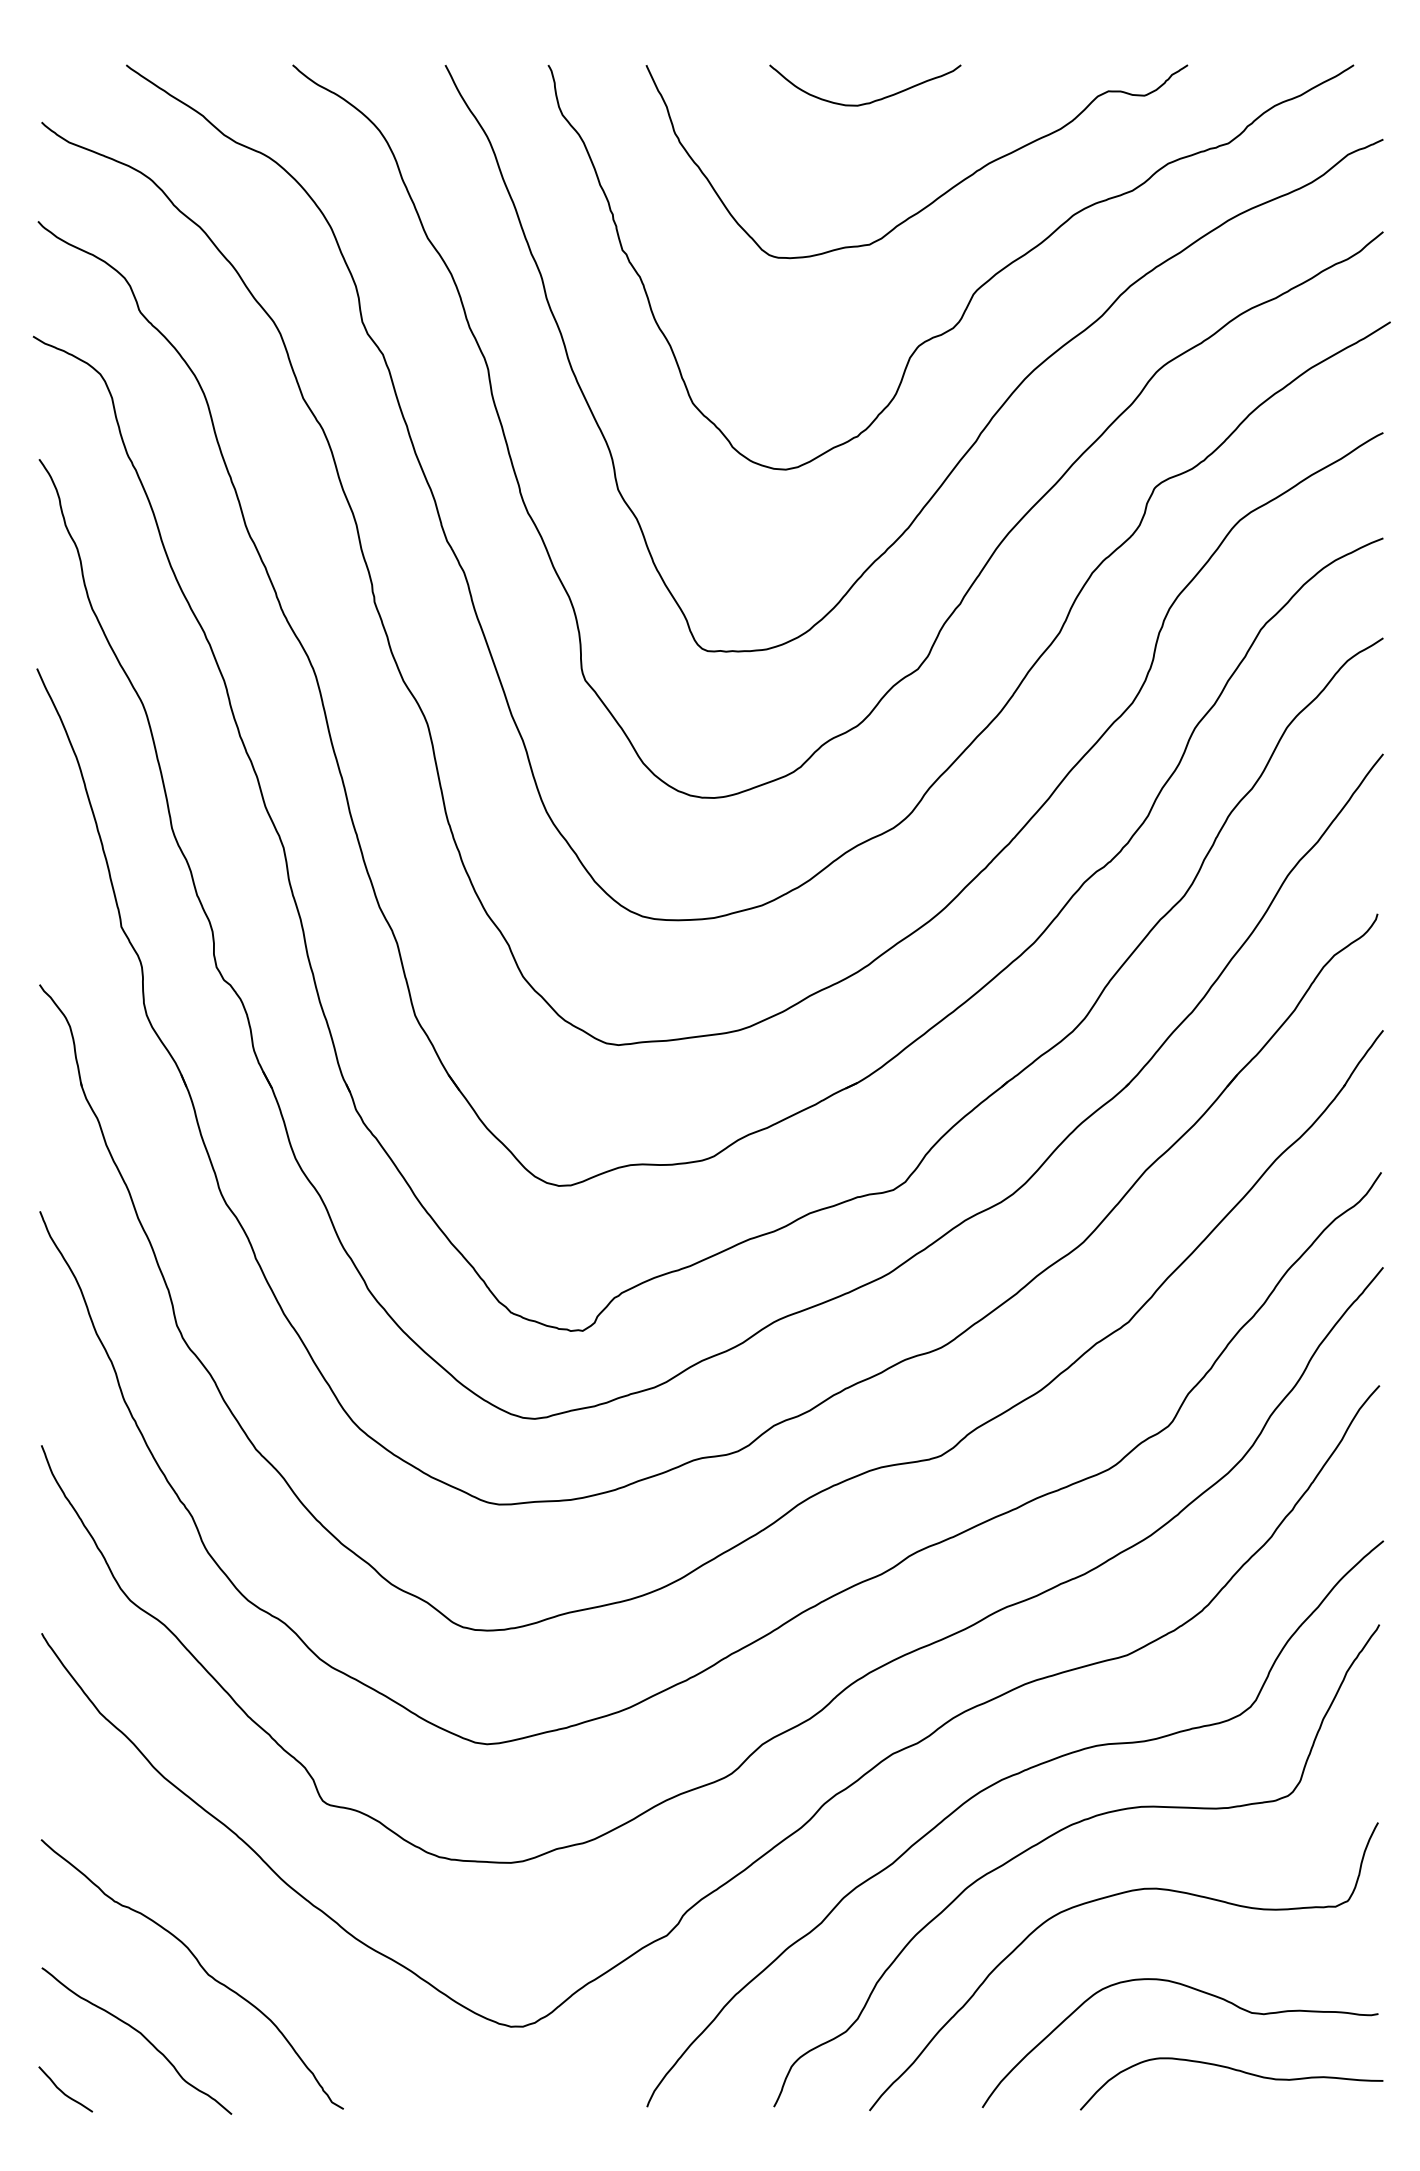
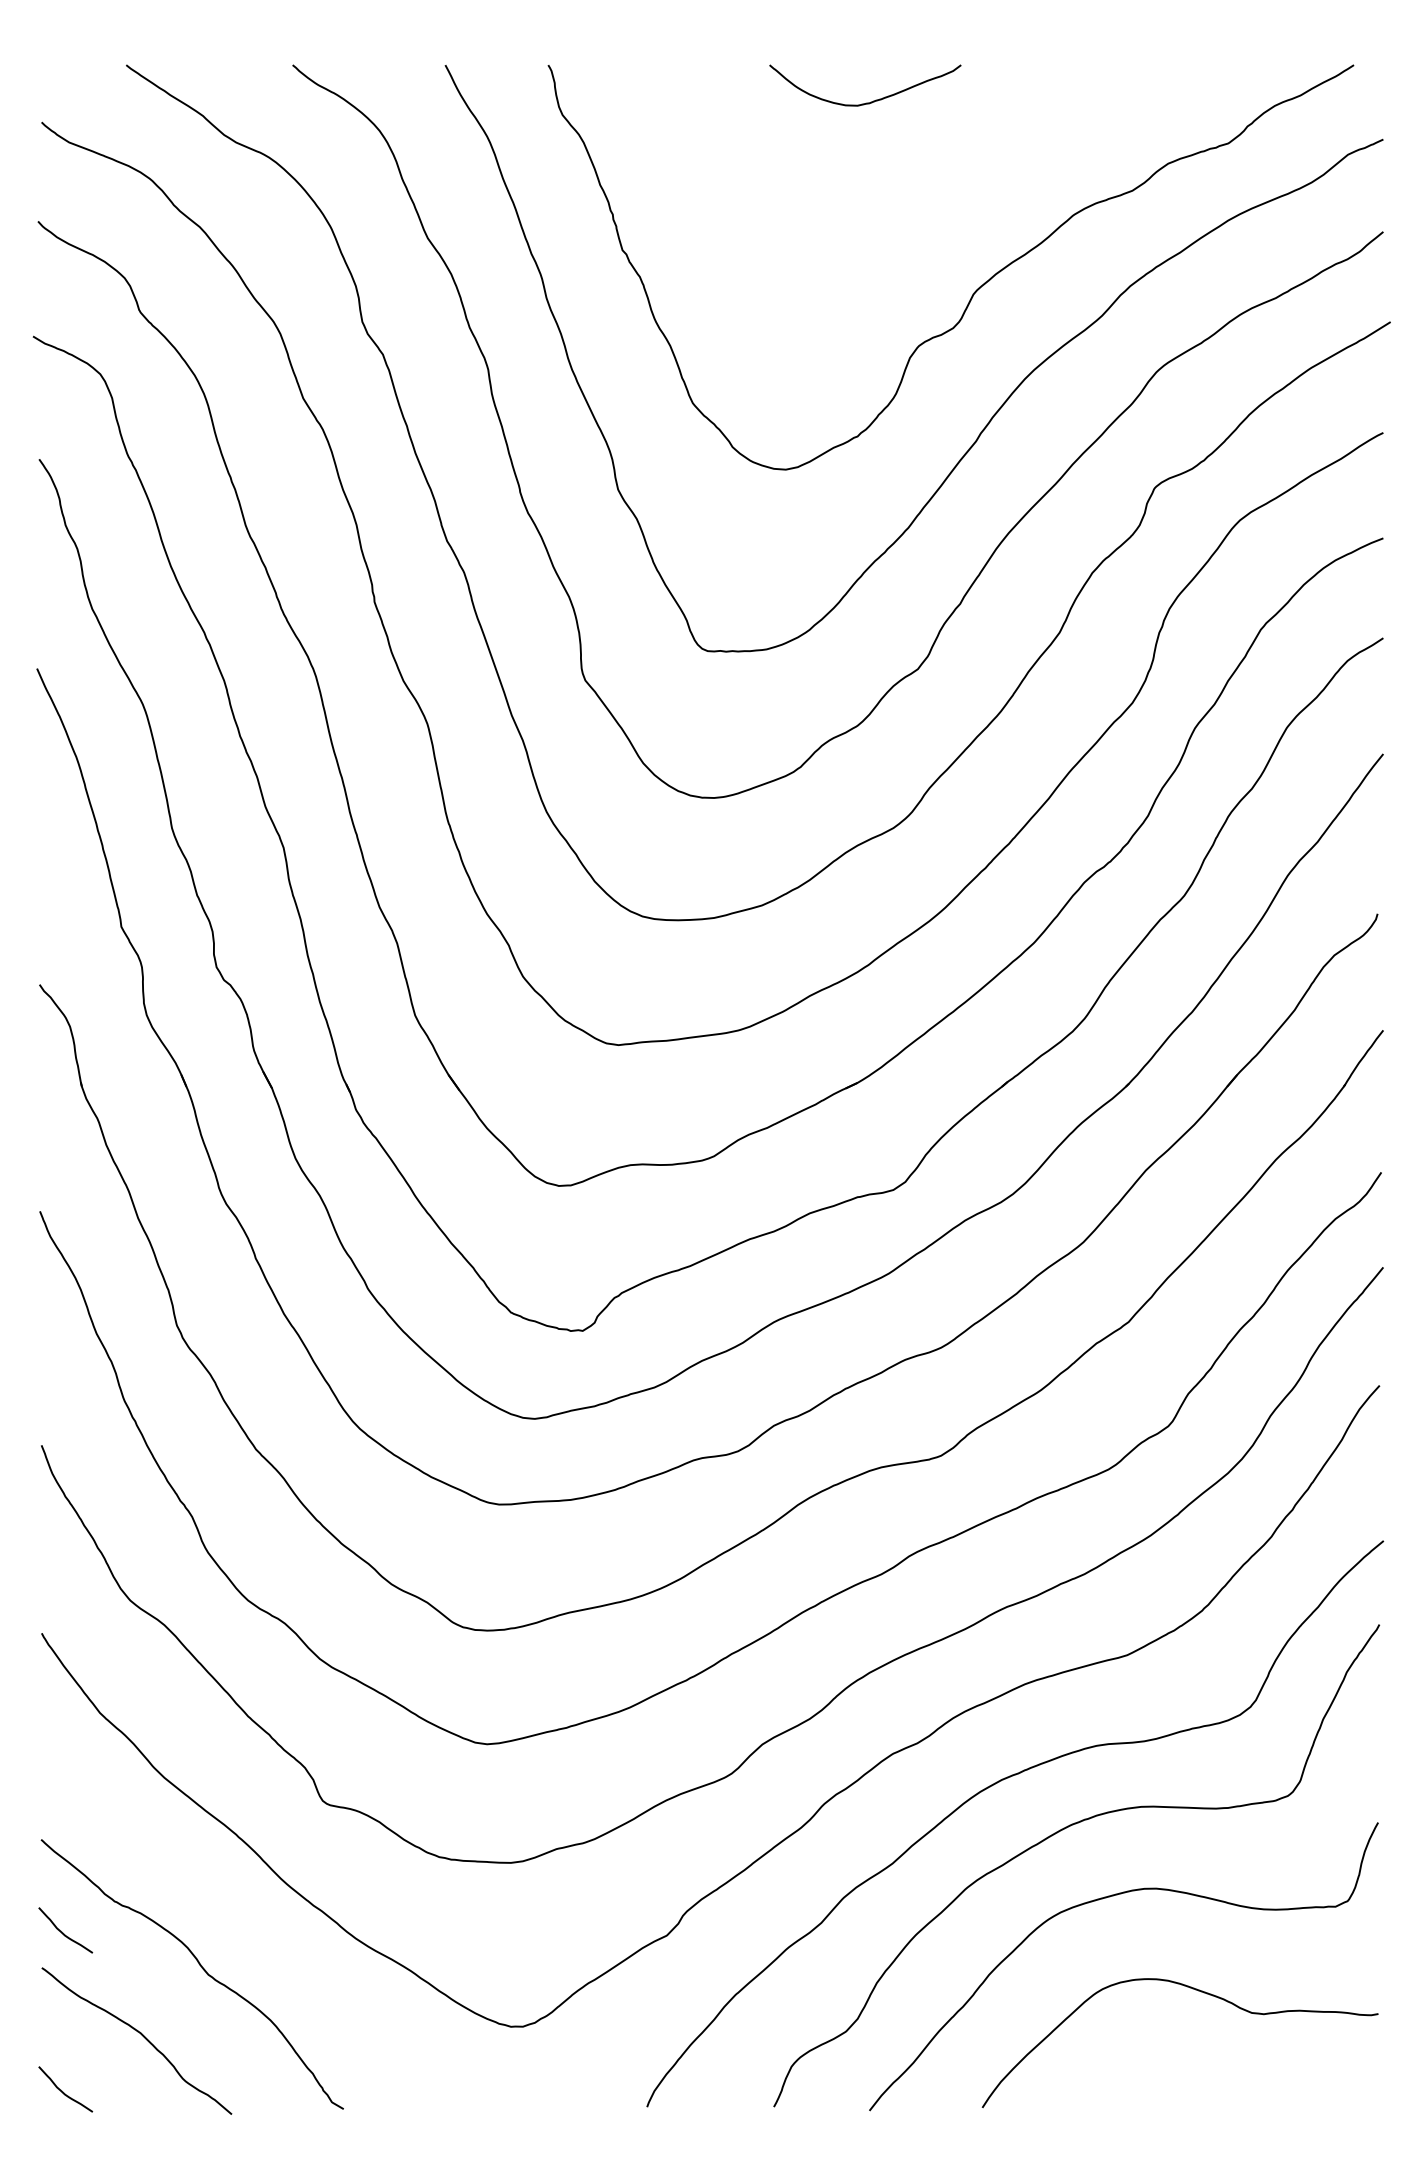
curve: present -> none (938, 196)
curve: none -> present (63, 1932)
curve: present -> none (1236, 2071)
